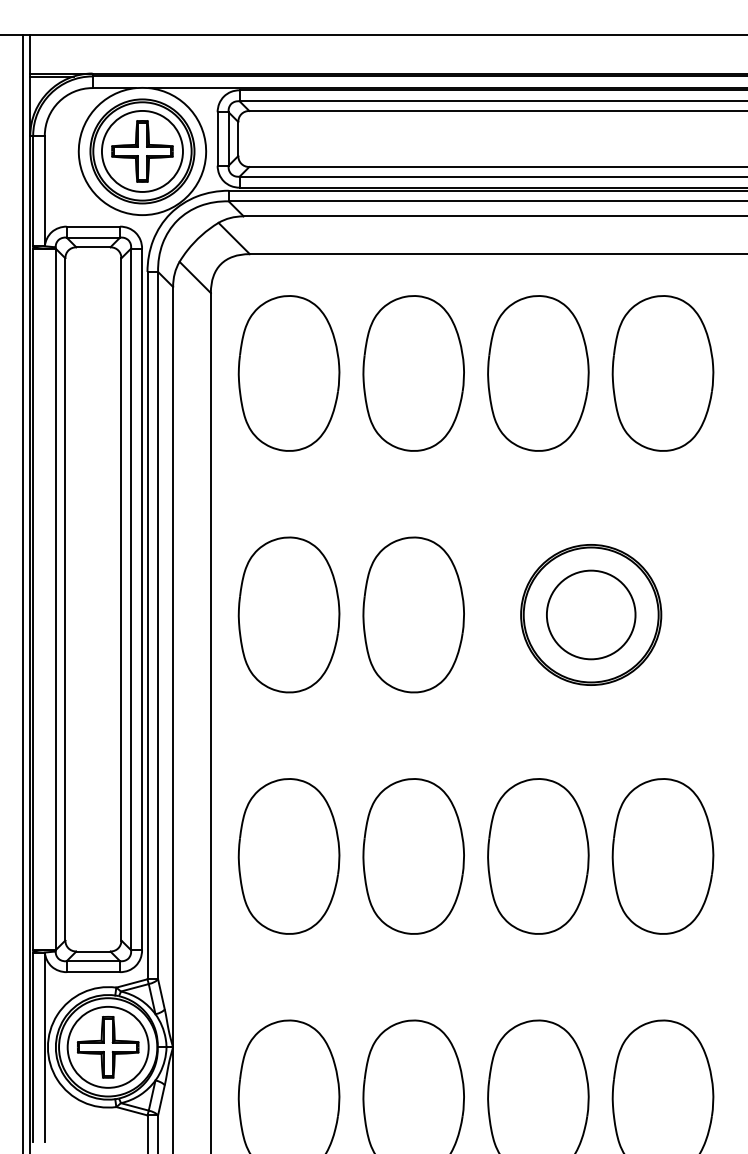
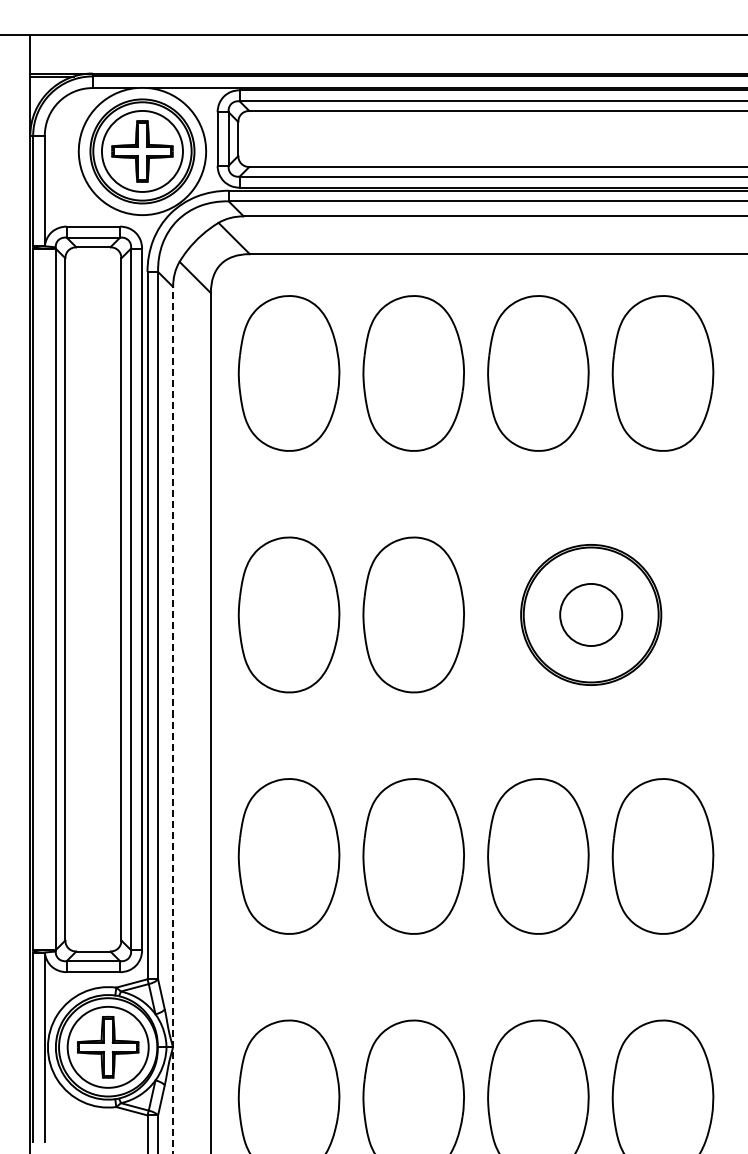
line: present -> none (22, 592)
circle diameter: 89 px -> 62 px (591, 614)
line: solid -> dashed (173, 719)
